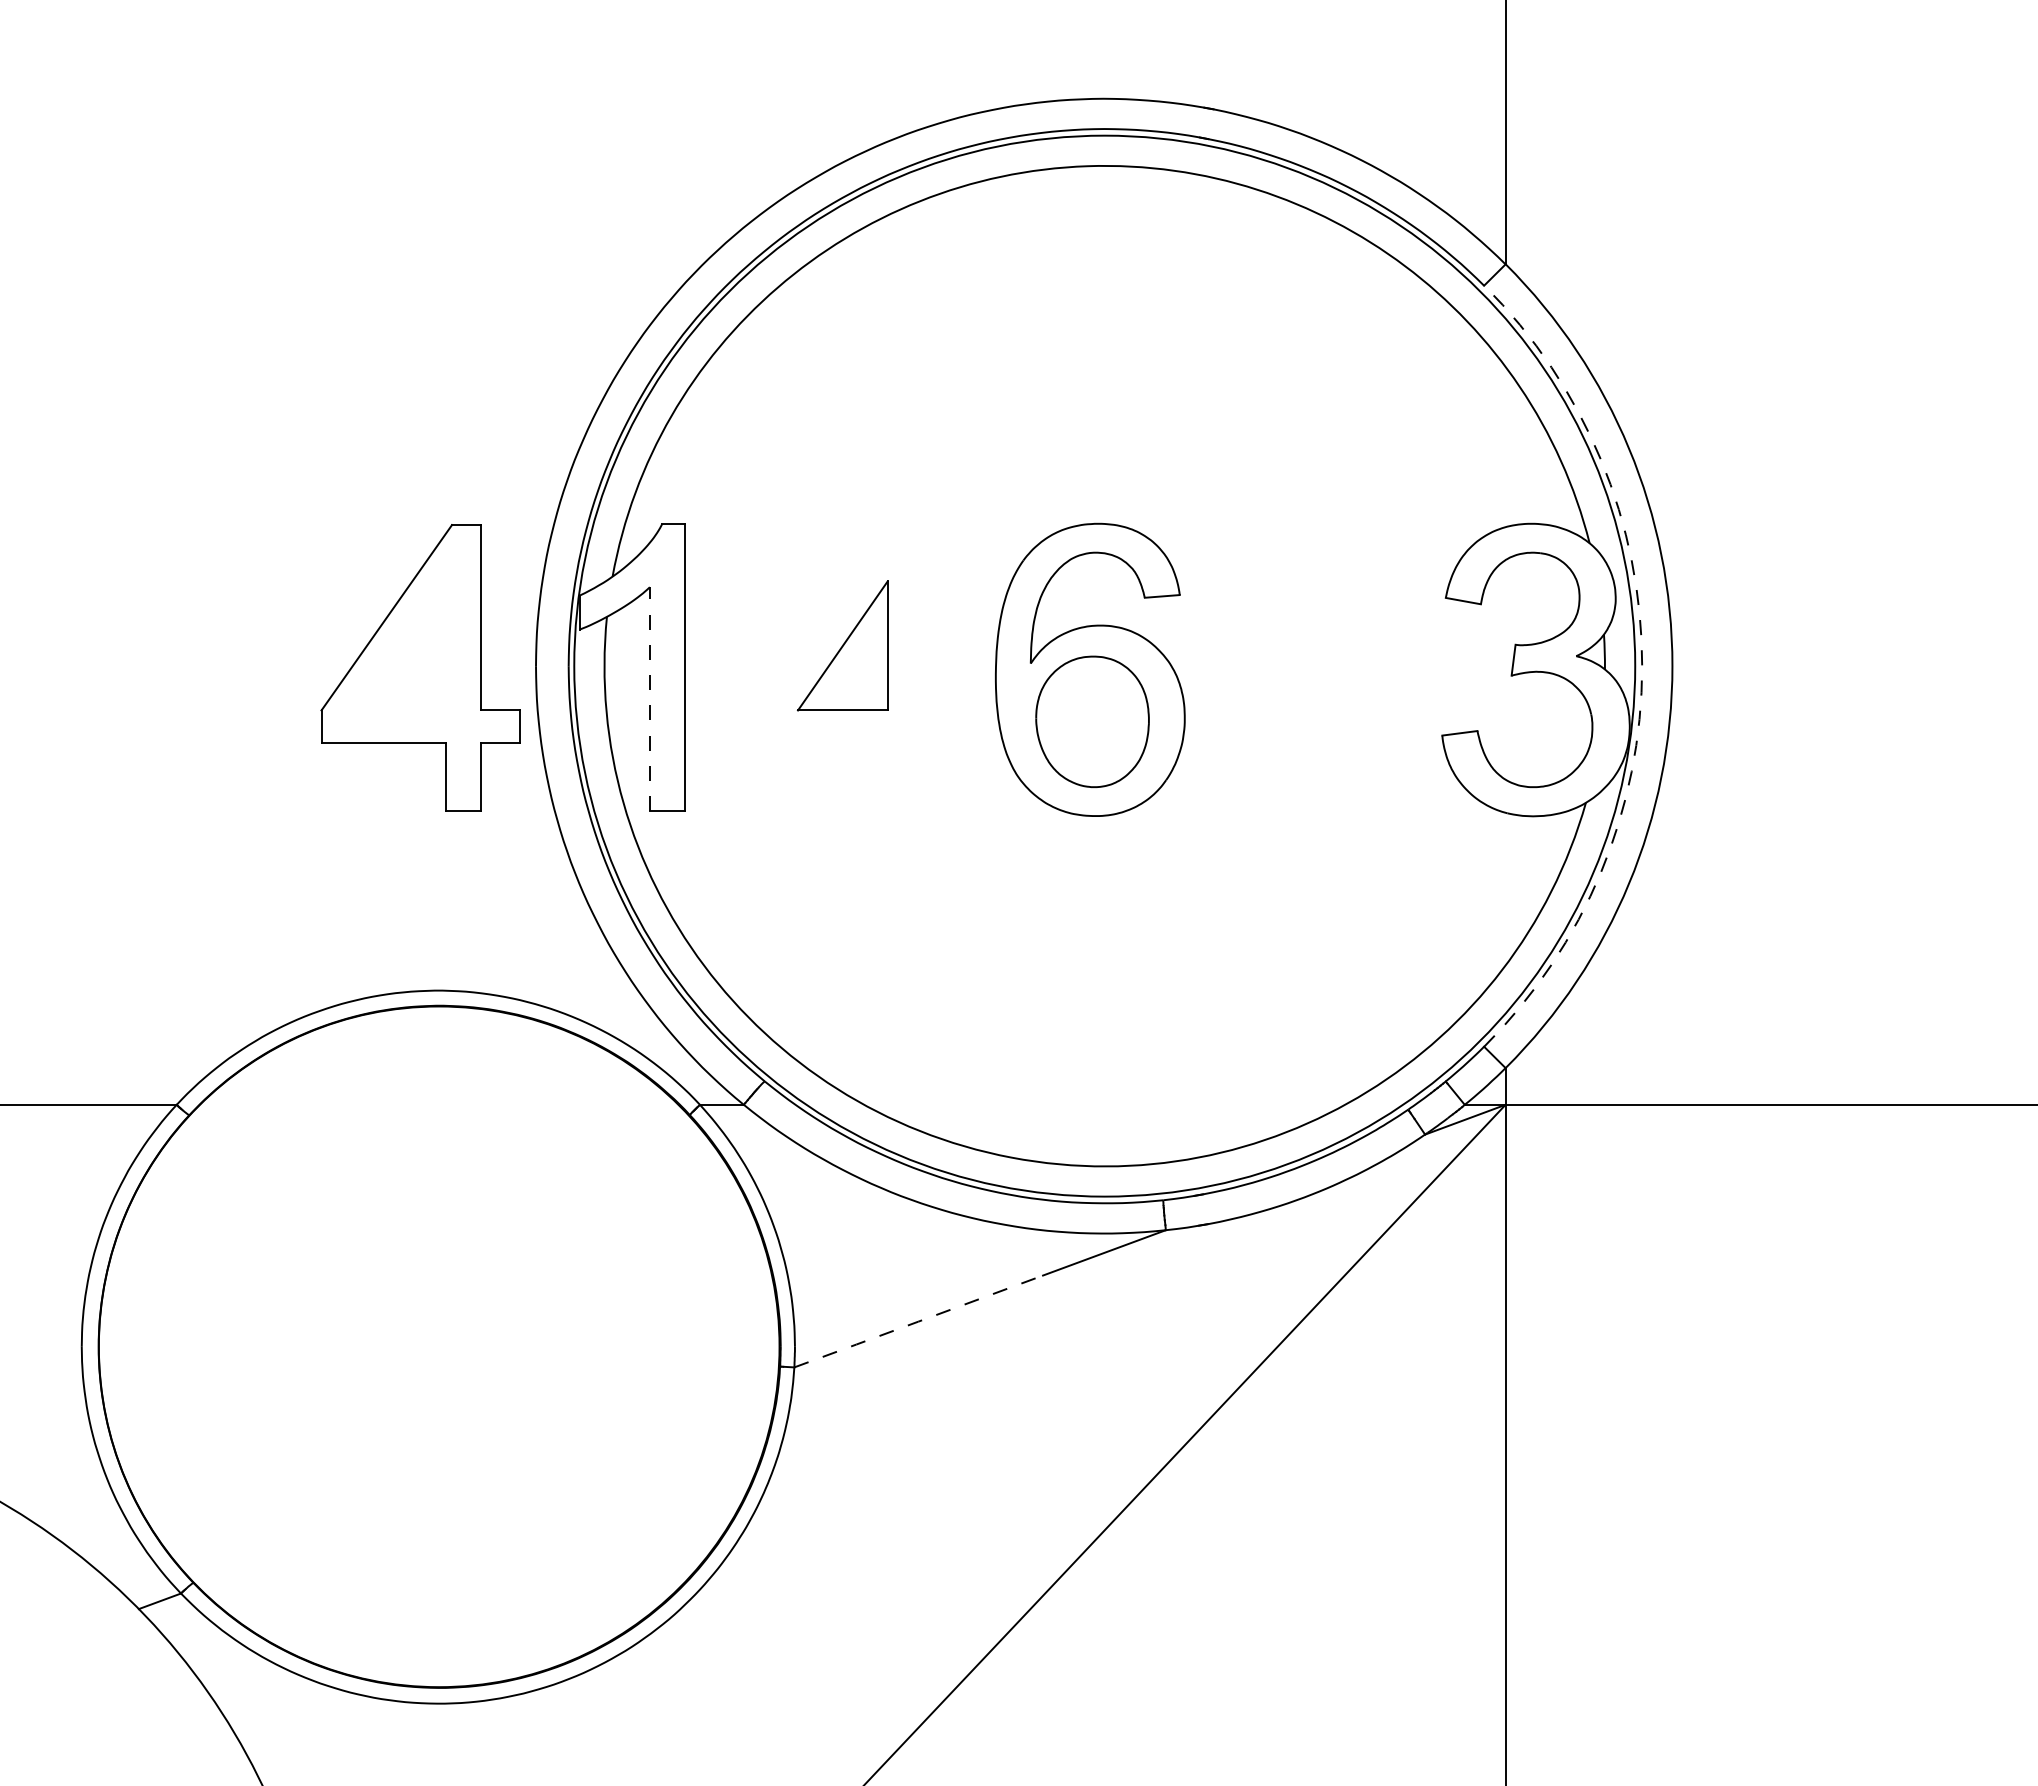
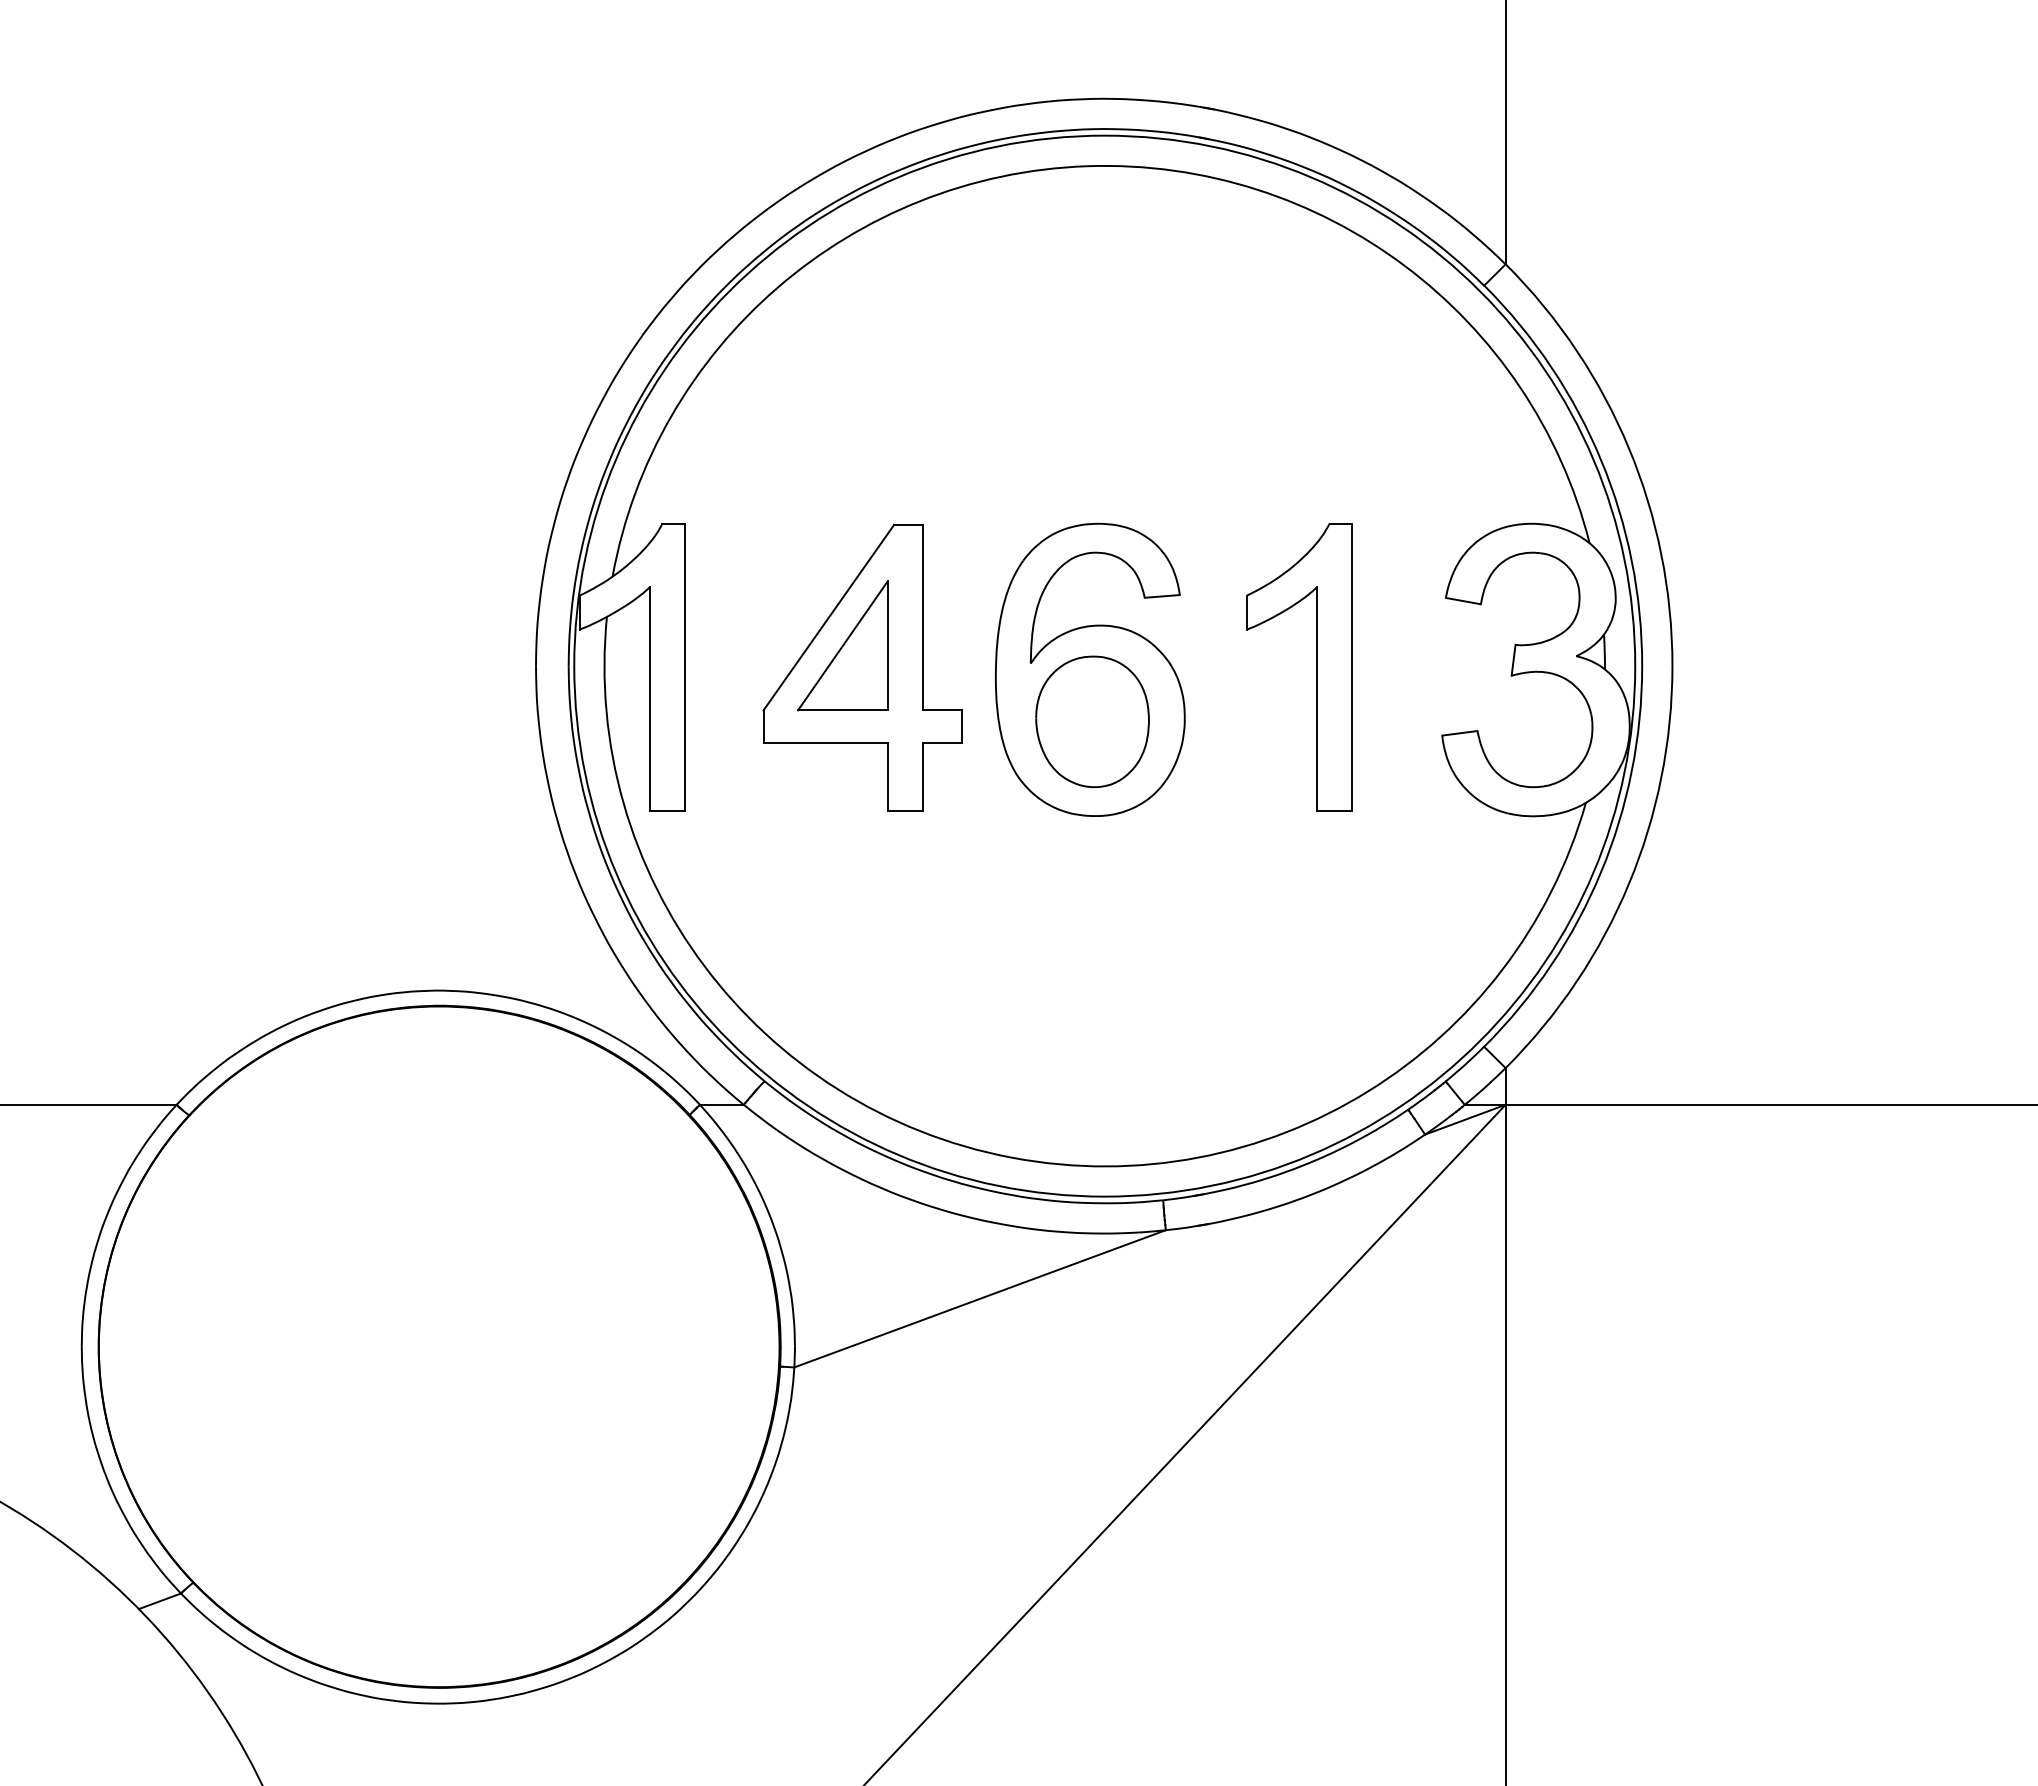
arc: dashed -> solid (1642, 666)
part position: (420, 667) -> (862, 667) (862, 667)
part: none -> present (1316, 667)
line: dashed -> solid (649, 698)
line: dashed -> solid (918, 1321)
